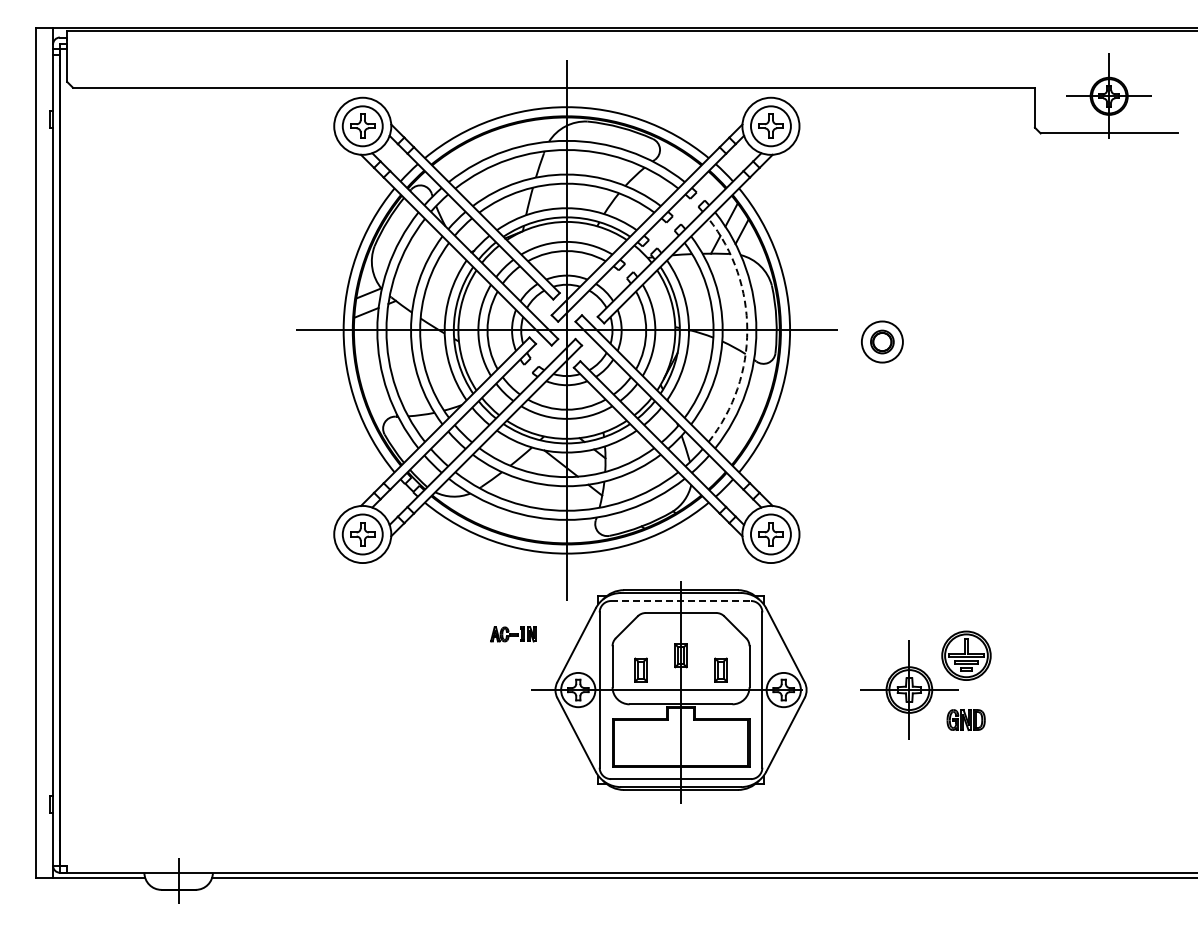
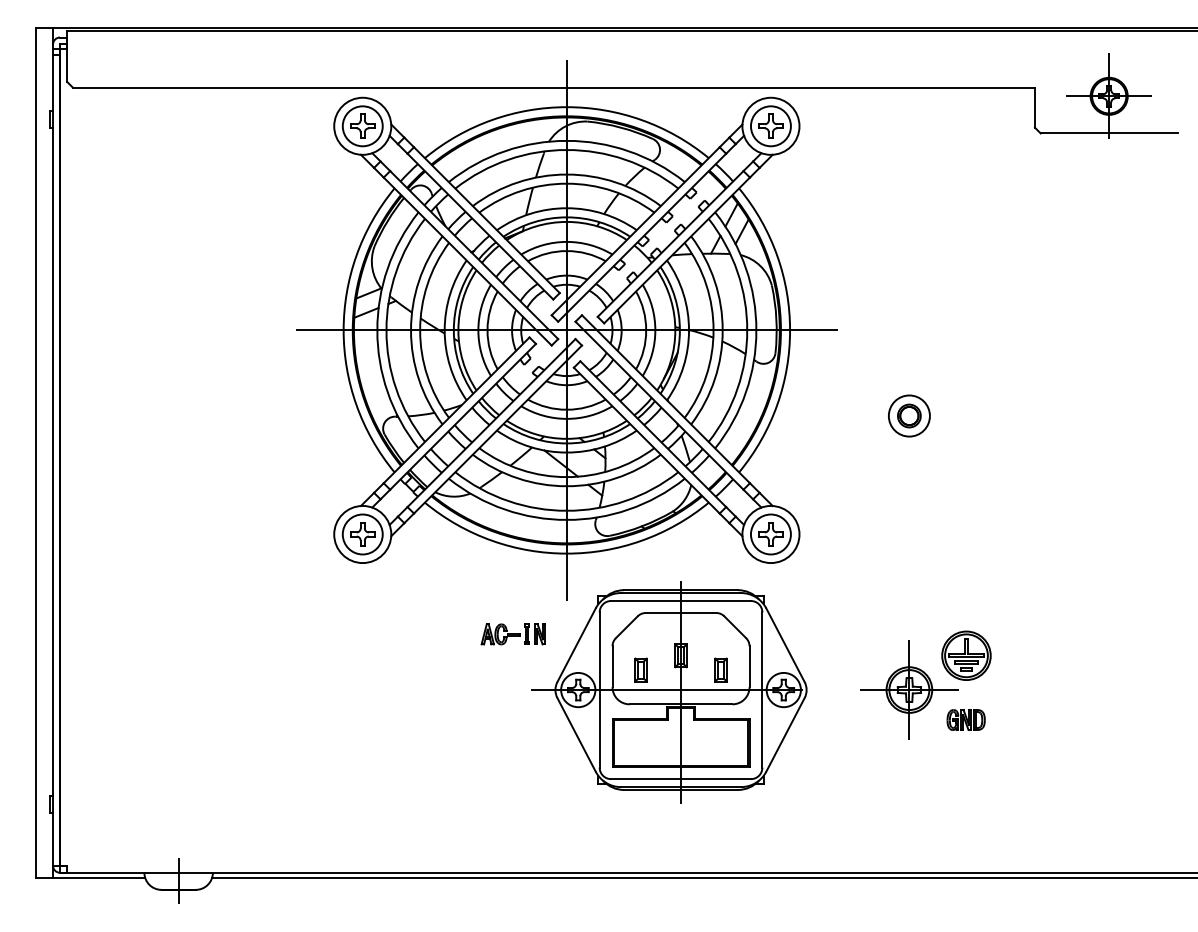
arc: dashed -> solid (747, 330)
part position: (882, 341) -> (909, 415) (909, 415)
line: dashed -> solid (681, 601)
part size: 47x17 px -> 66x23 px (512, 634)
